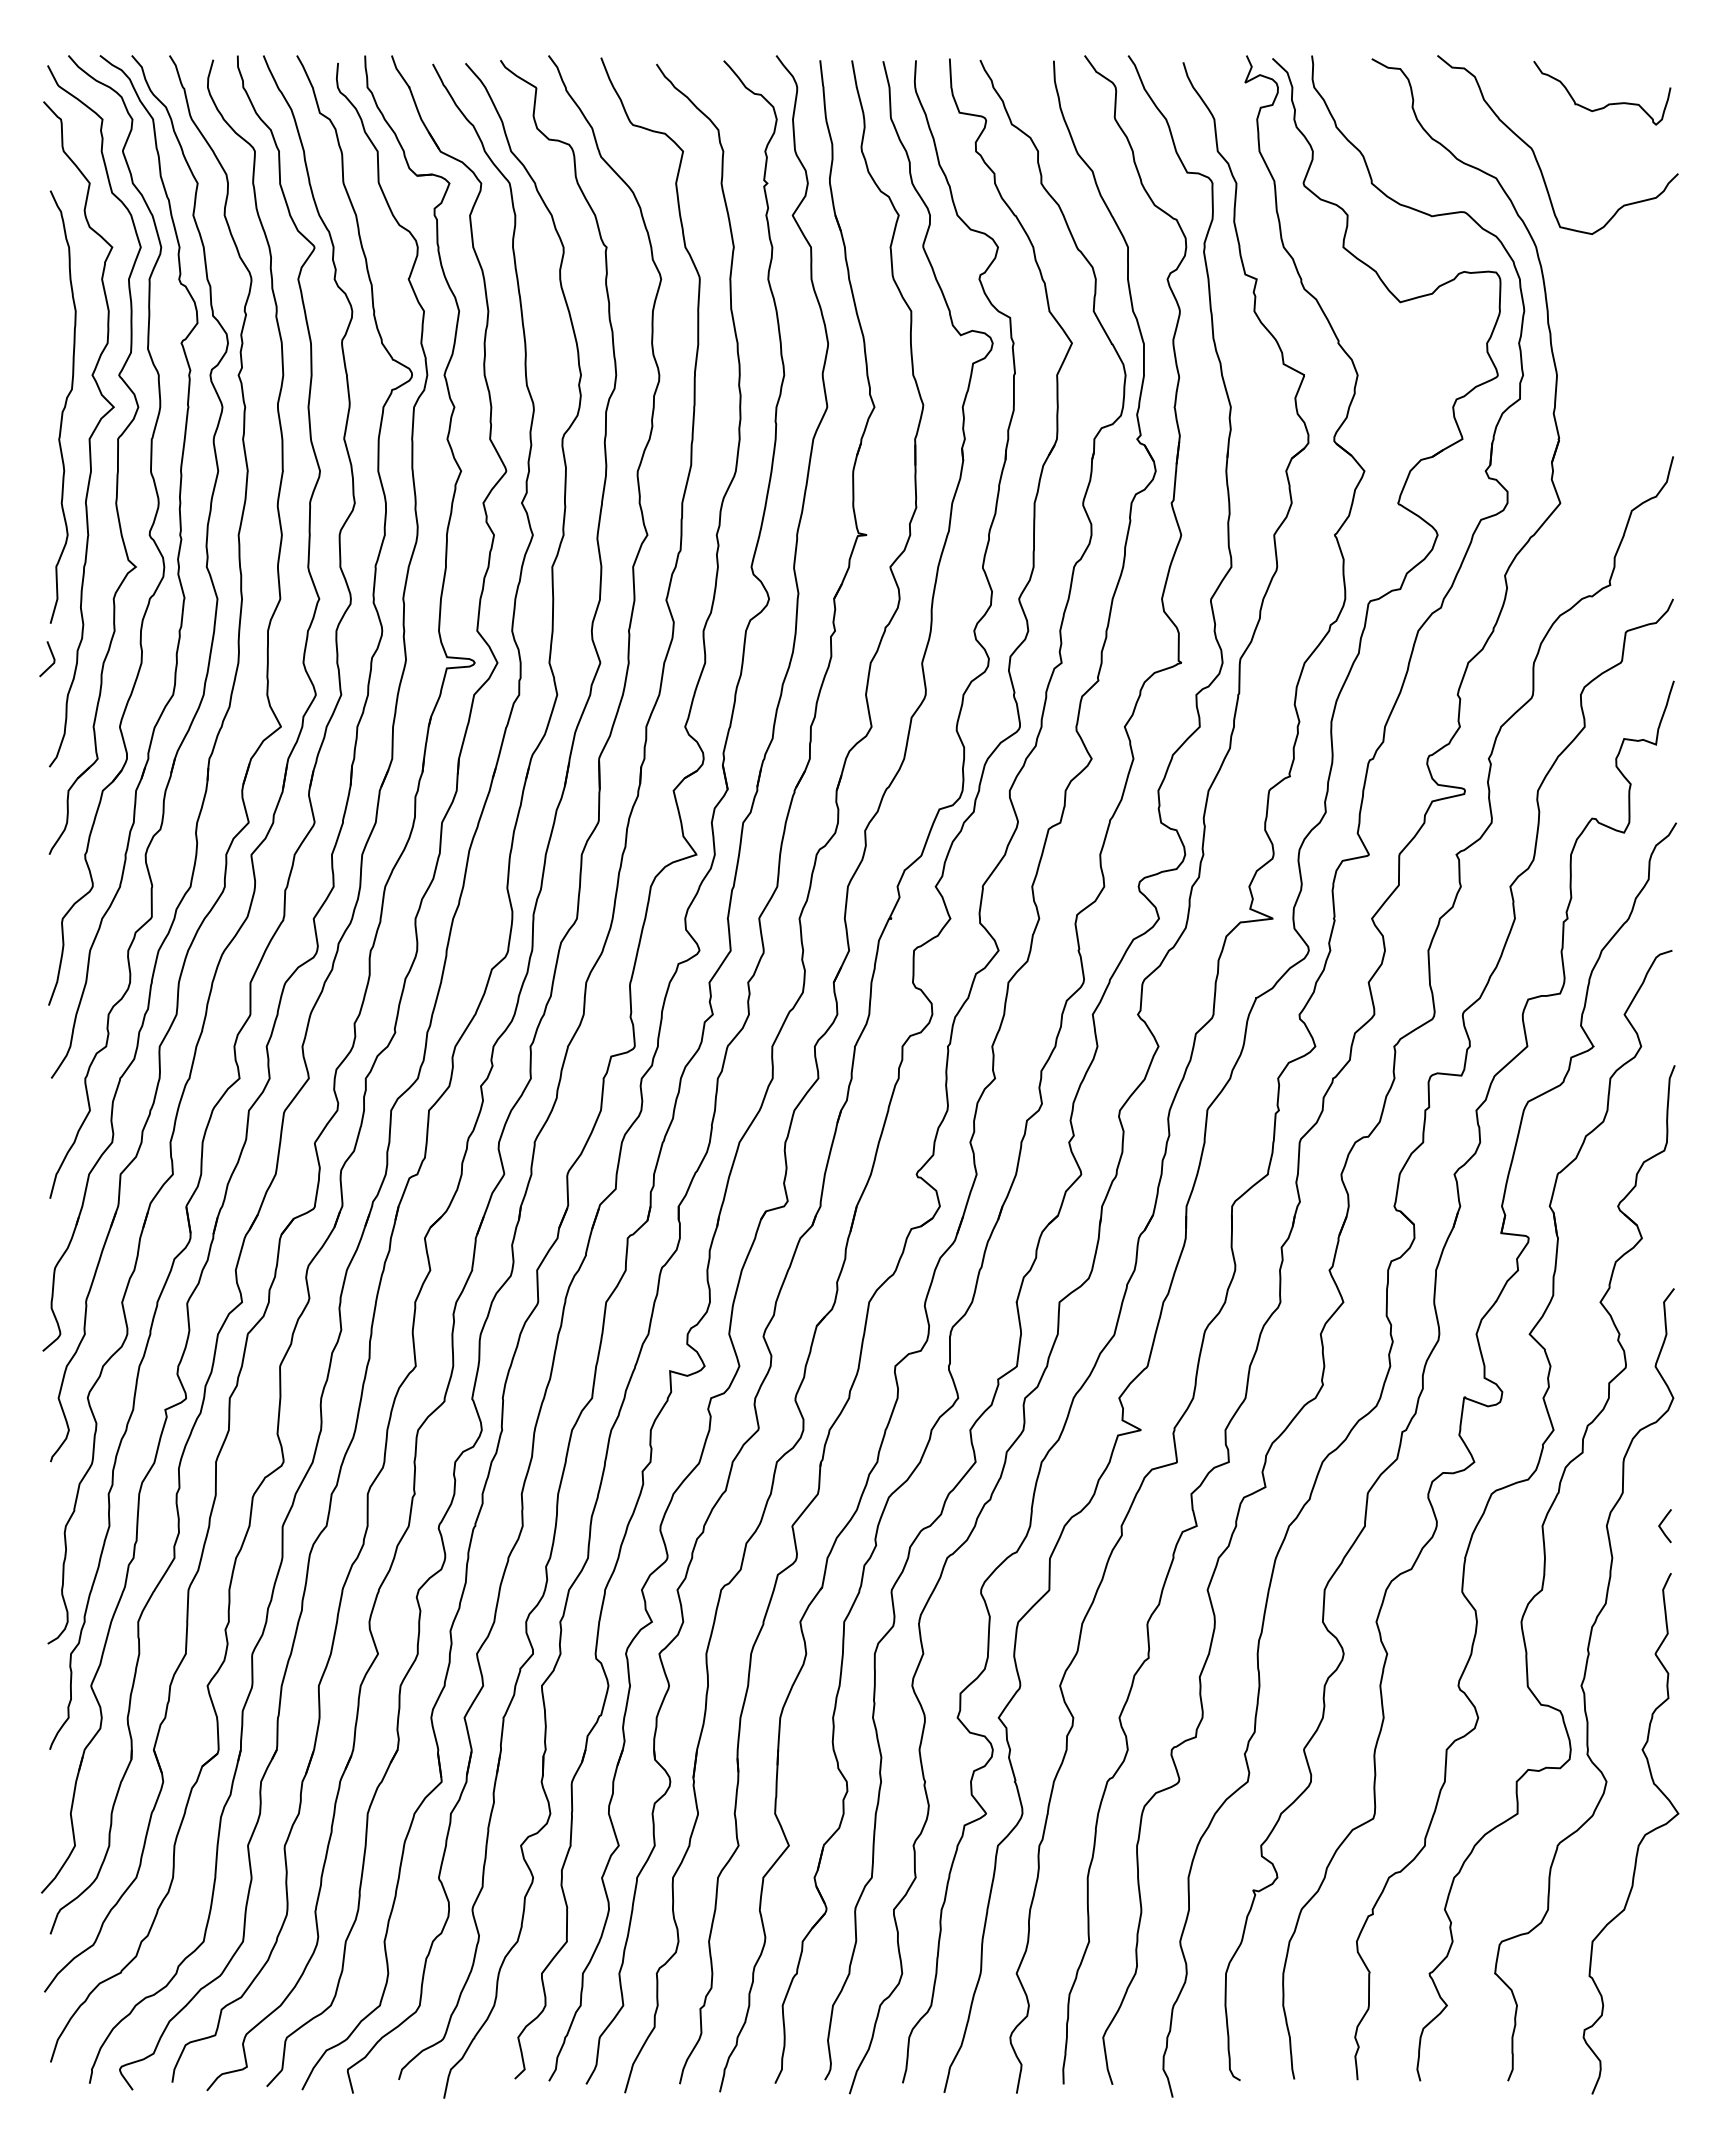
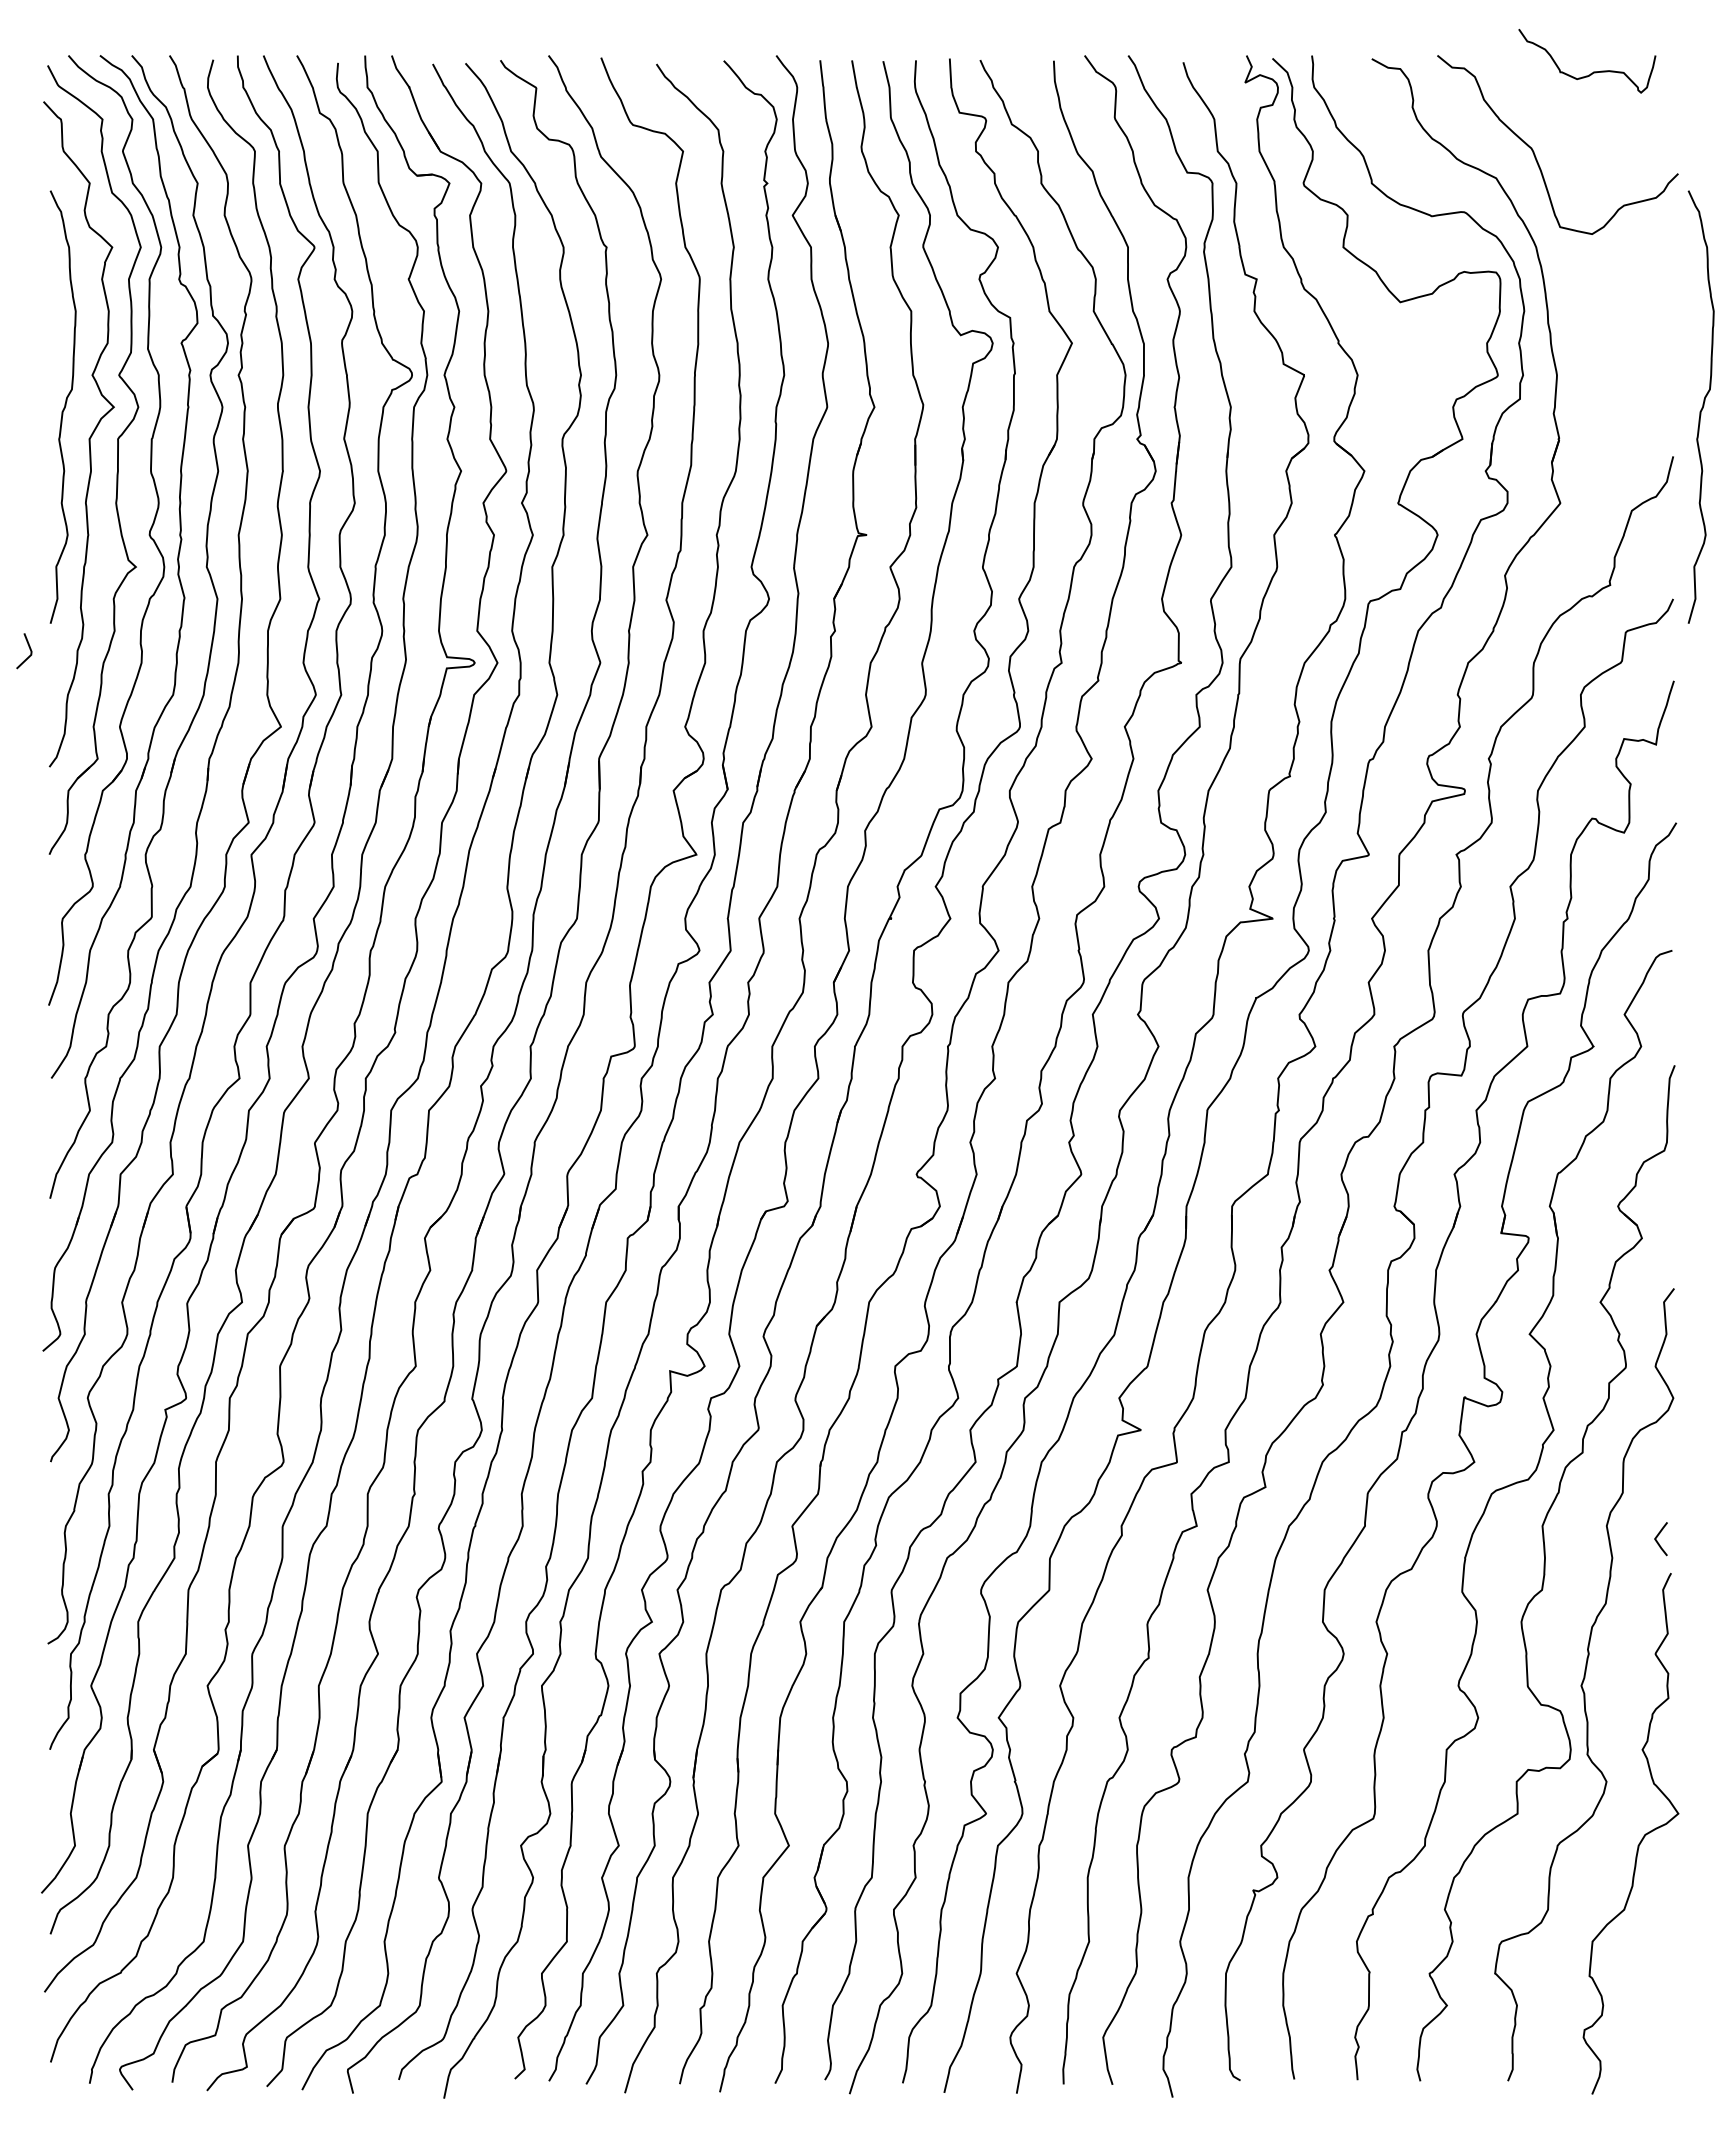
curve position: (1608, 103) -> (1593, 71) (1593, 71)
curve: none -> present (1701, 407)
line position: (52, 657) -> (29, 649) (29, 649)
line position: (1661, 1527) -> (1657, 1540) (1657, 1540)
